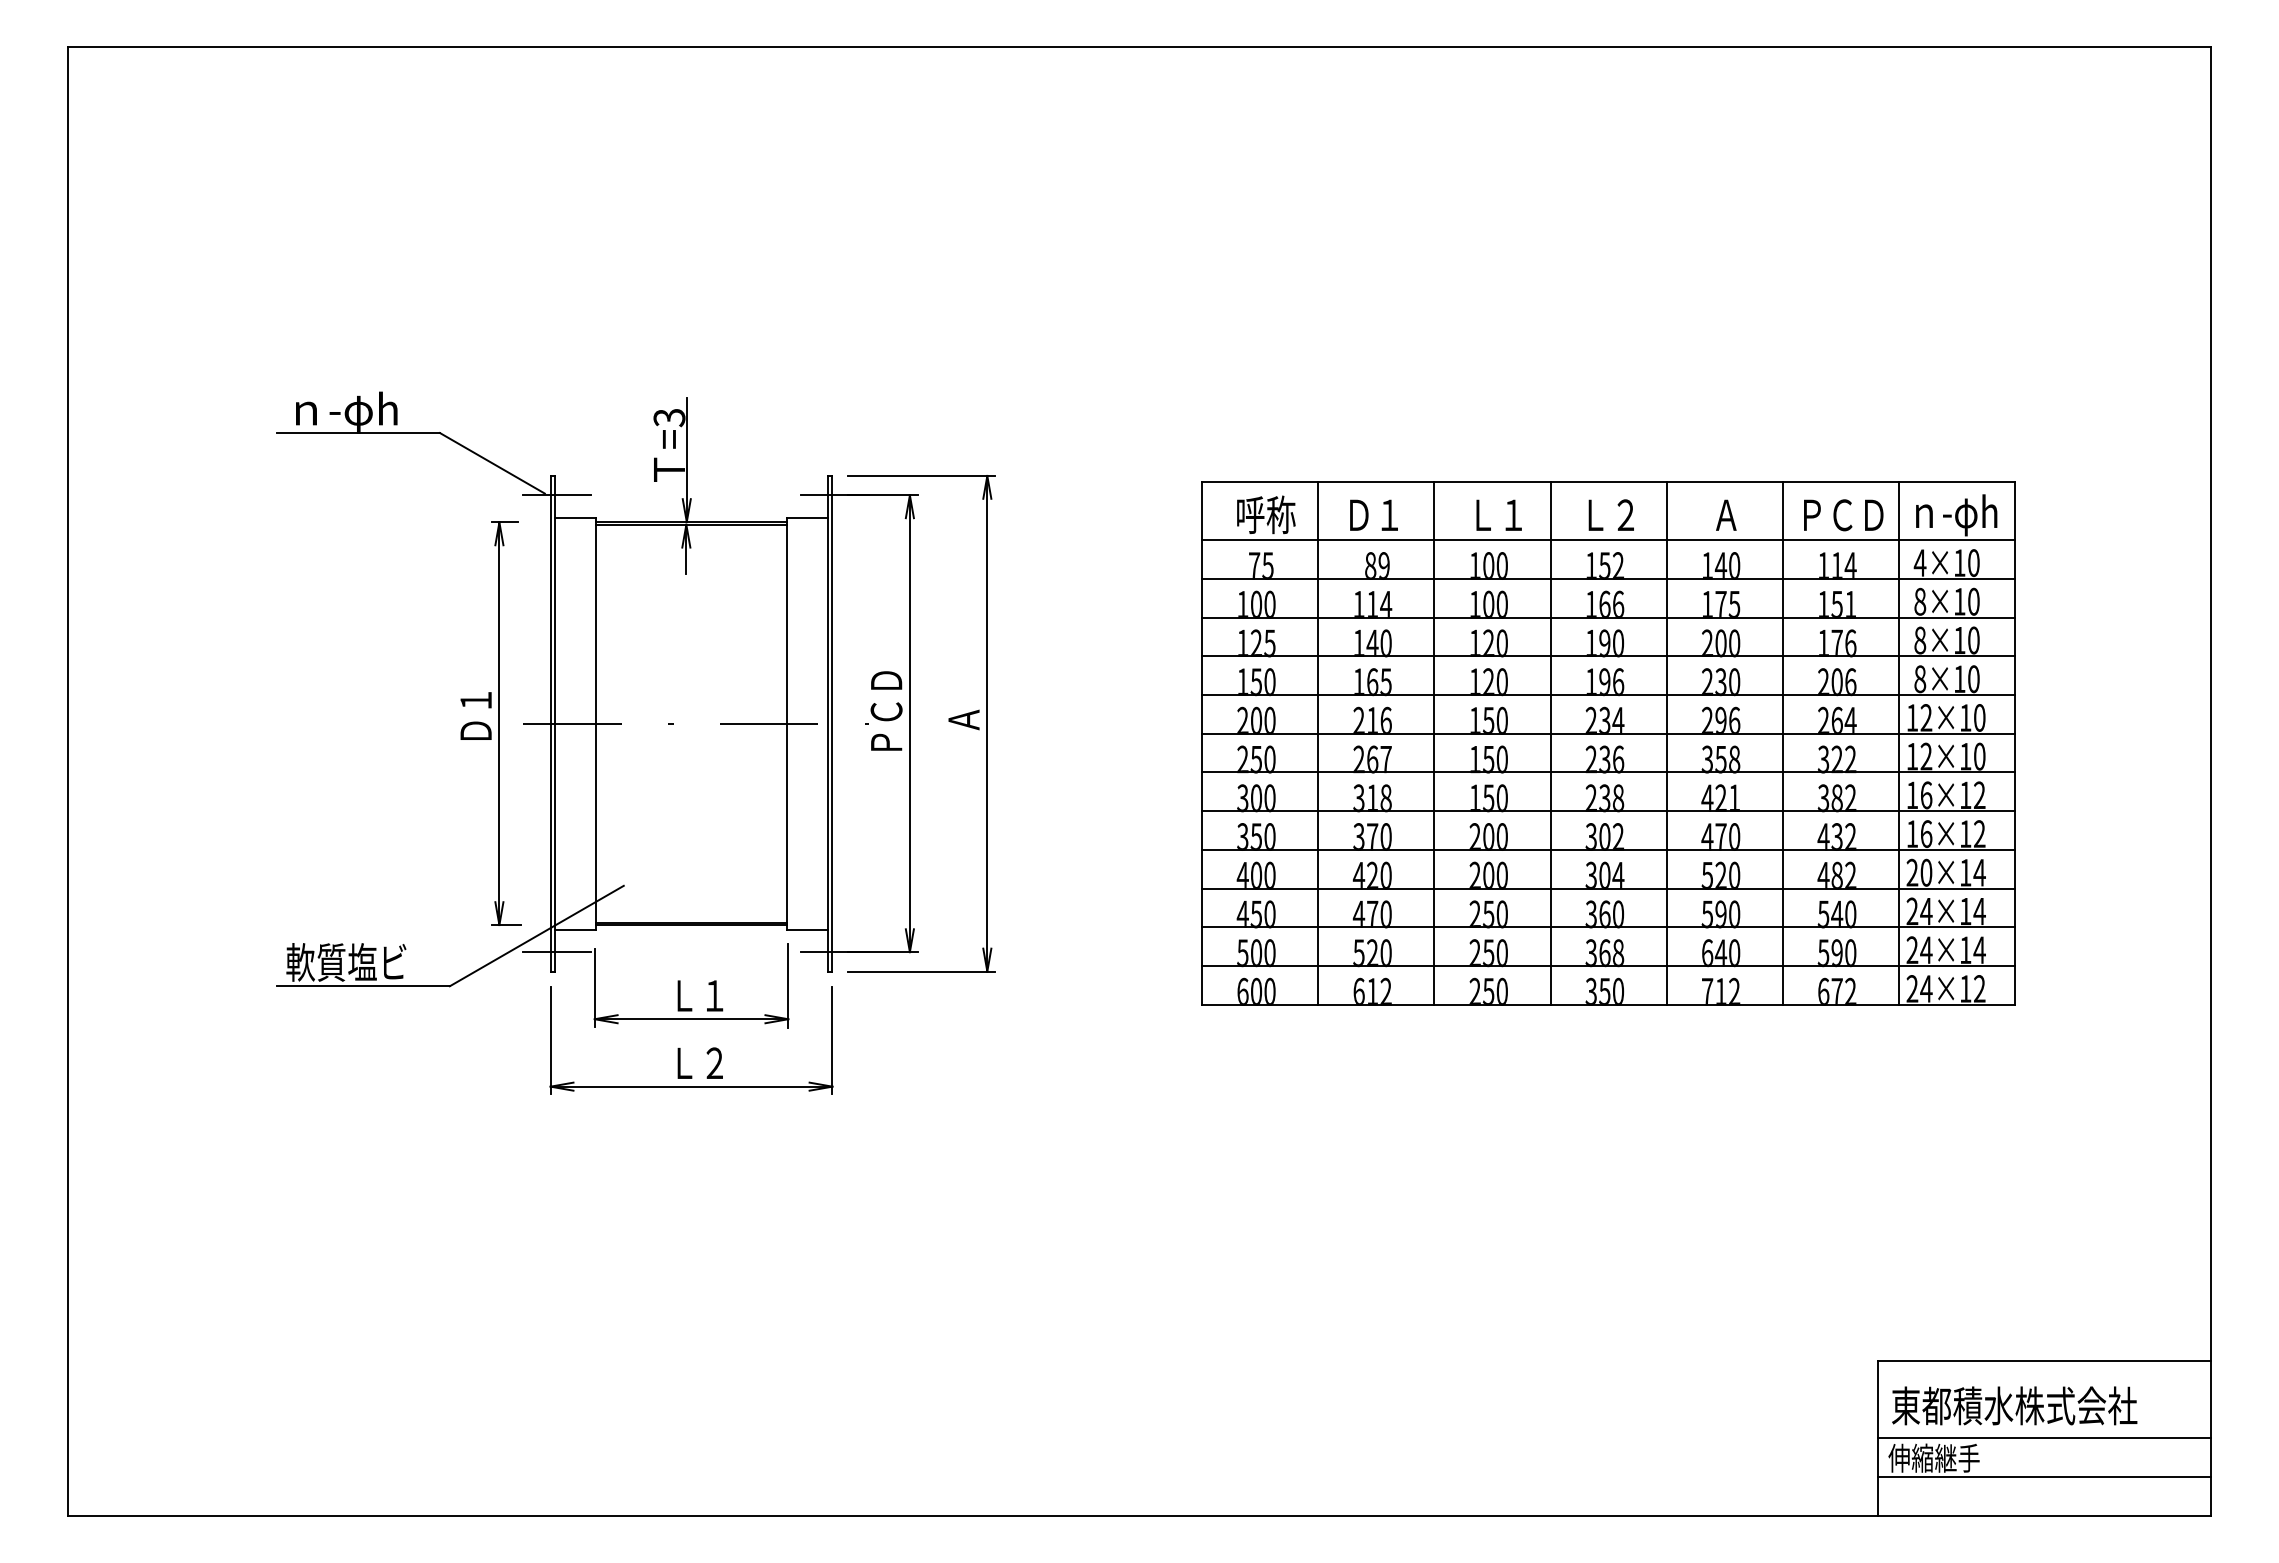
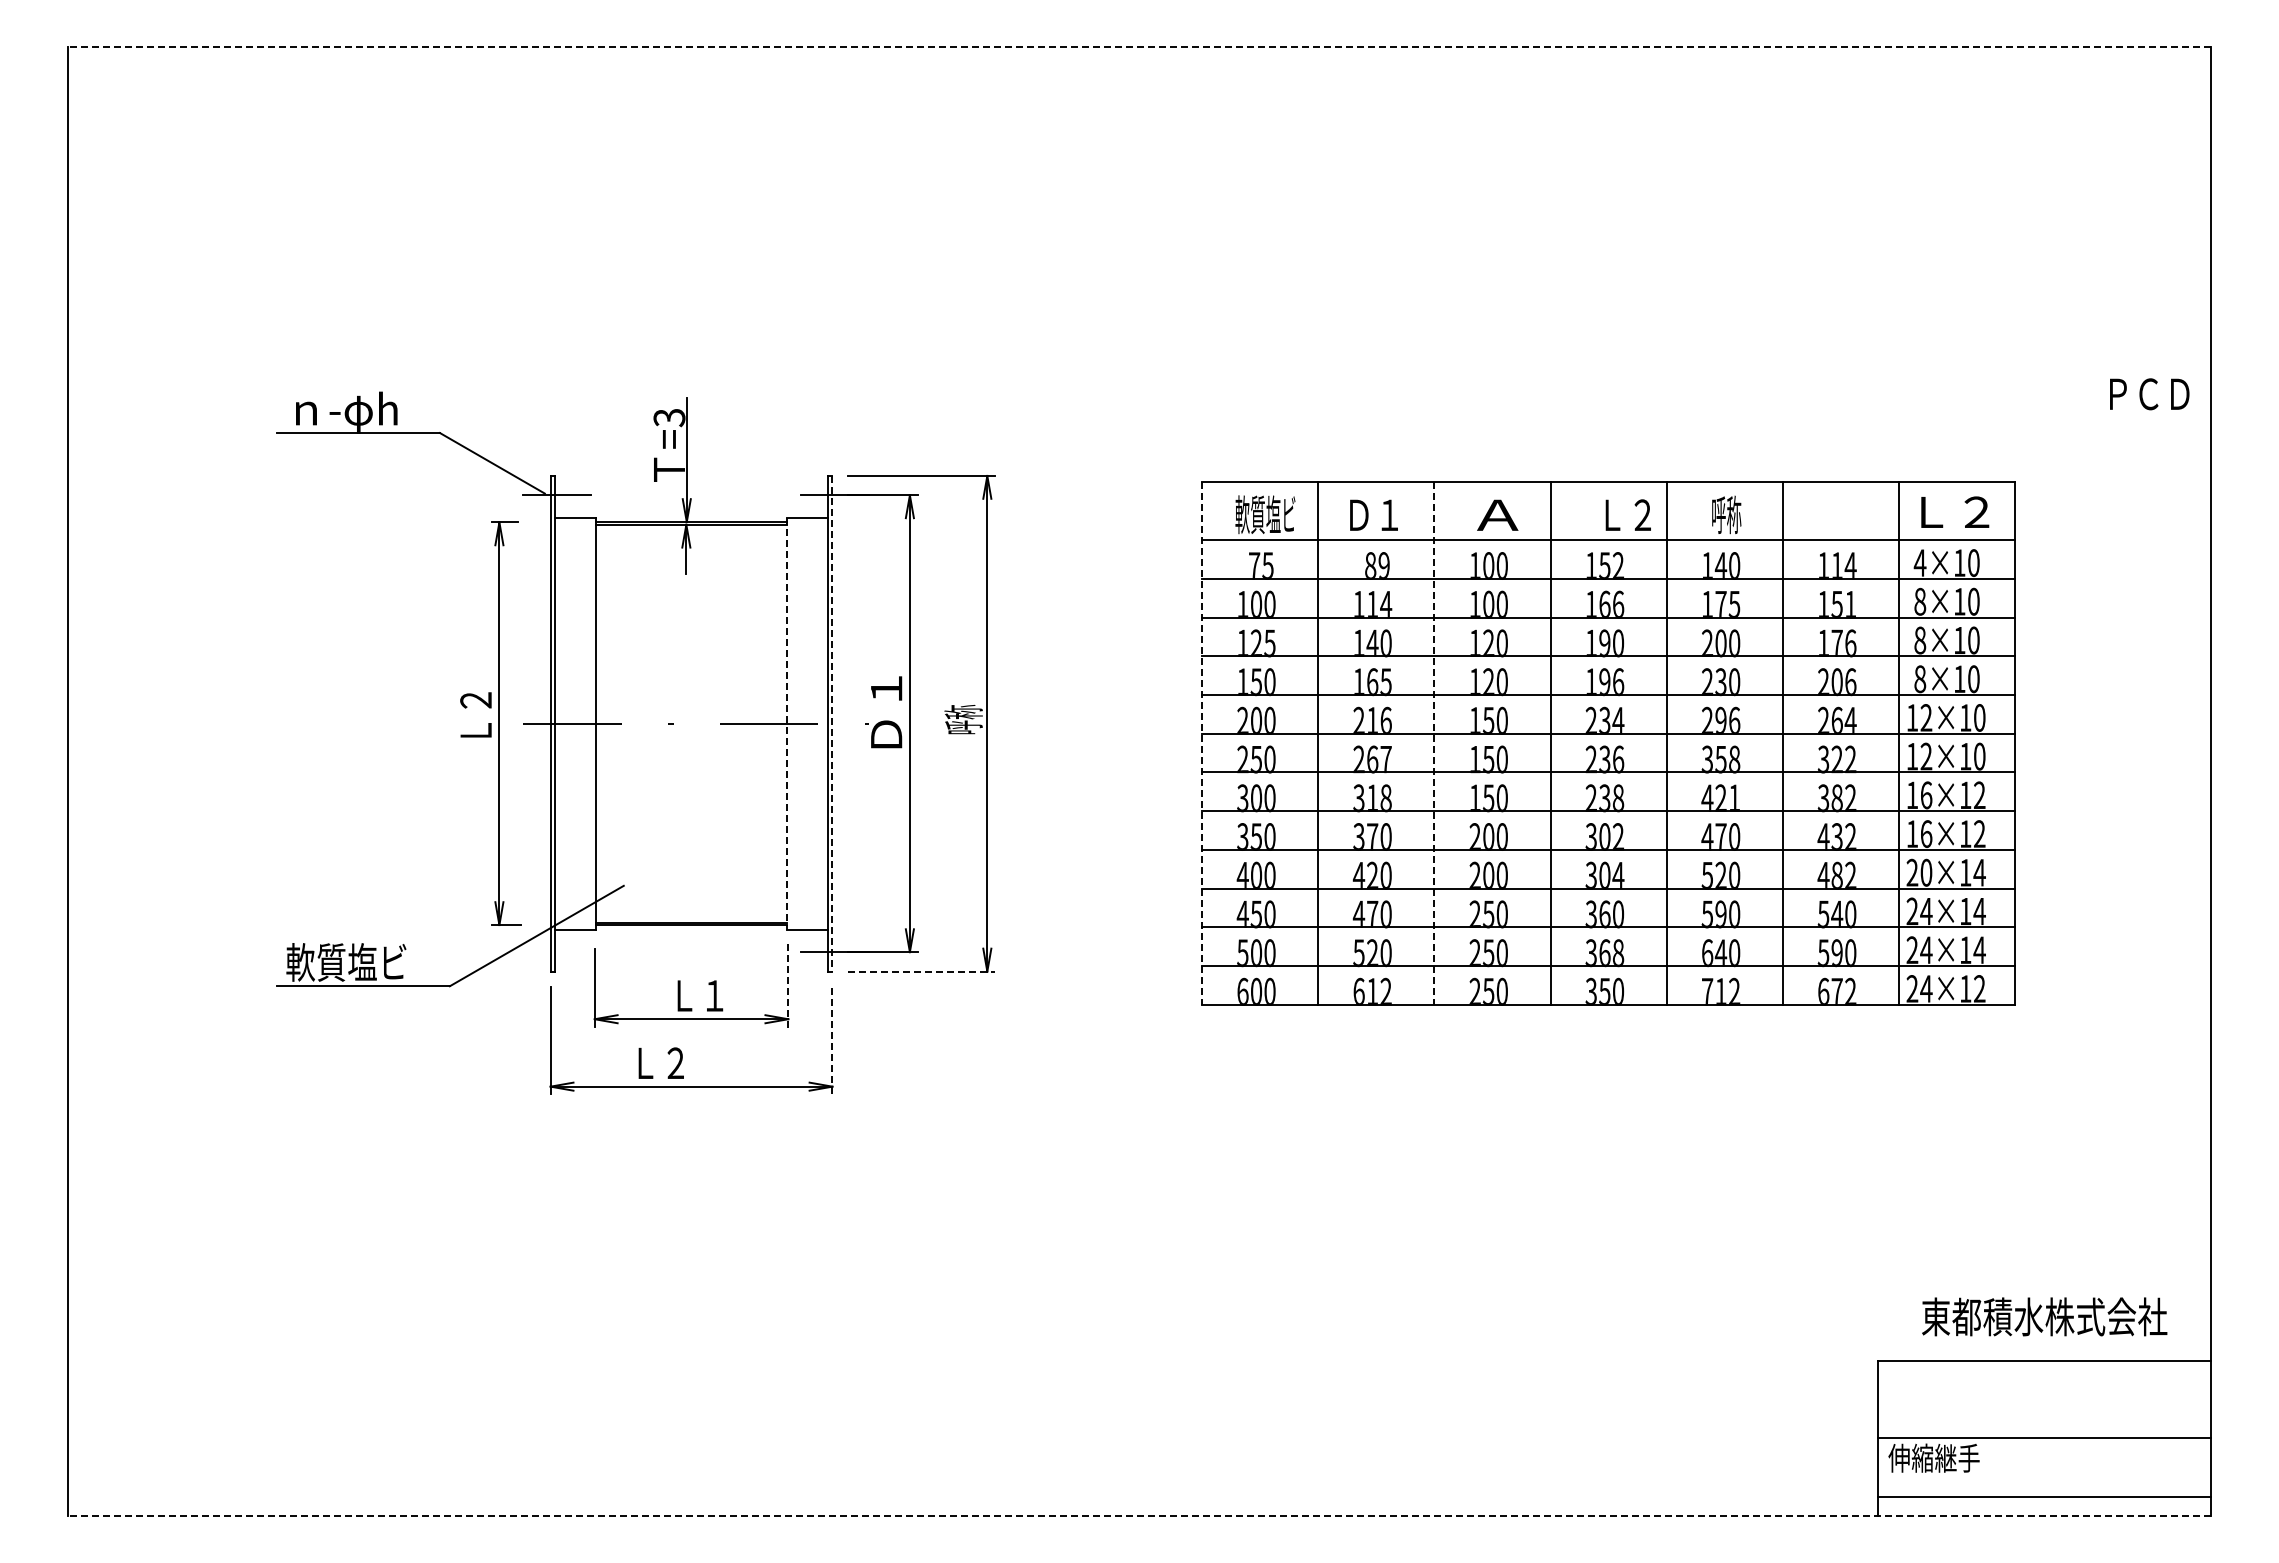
line: solid -> dashed (1139, 47)
text: 呼称 -> 軟質塩ビ (1265, 514)
text: Ｌ１ -> Ａ (1498, 514)
text position: (1610, 514) -> (1627, 514) (1627, 514)
text: Ａ -> 呼称 (1726, 514)
text position: (1843, 515) -> (2149, 394) (2149, 394)
text: ｎ-φh -> Ｌ２ (1956, 515)
text: ＰＣＤ -> Ｄ１ (886, 710)
text: Ｄ１ -> Ｌ２ (475, 715)
text: Ａ -> 呼称 (963, 719)
line: solid -> dashed (786, 723)
line: solid -> dashed (832, 723)
line: solid -> dashed (1202, 743)
line: solid -> dashed (1434, 743)
line: present -> none (556, 952)
line: solid -> dashed (921, 971)
line: solid -> dashed (788, 986)
line: solid -> dashed (832, 1040)
text position: (699, 1062) -> (660, 1062) (660, 1062)
text position: (2014, 1405) -> (2044, 1316) (2044, 1316)
line position: (2044, 1477) -> (2044, 1497) (2044, 1497)
line: solid -> dashed (1139, 1515)
